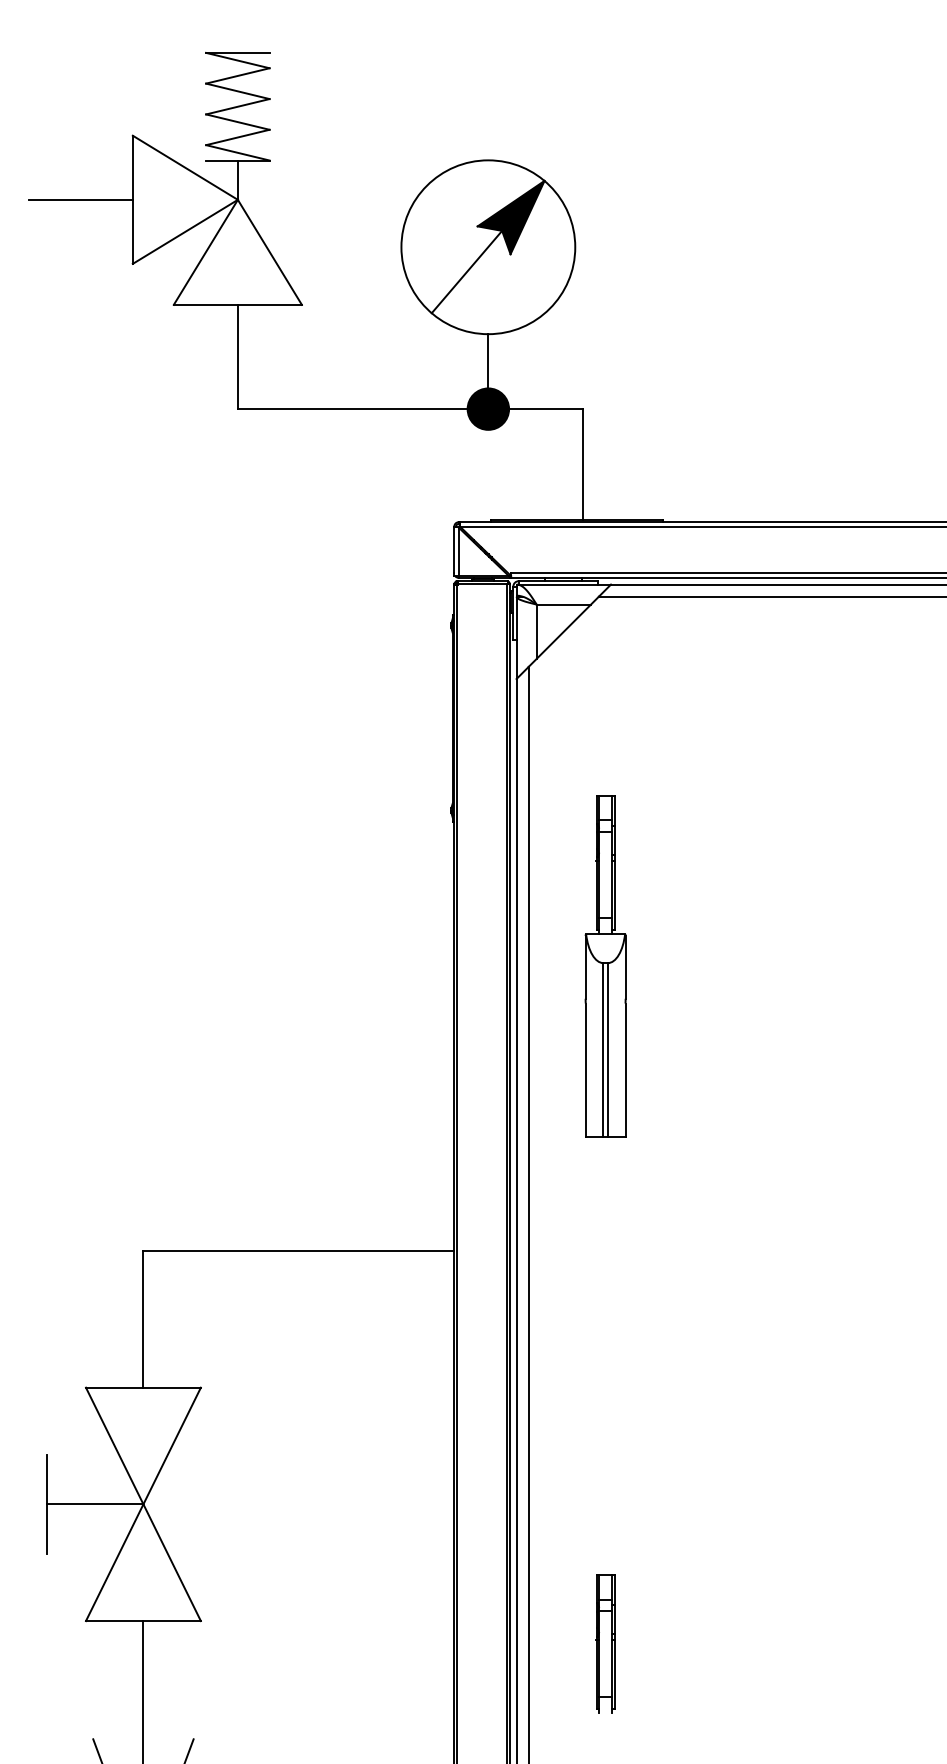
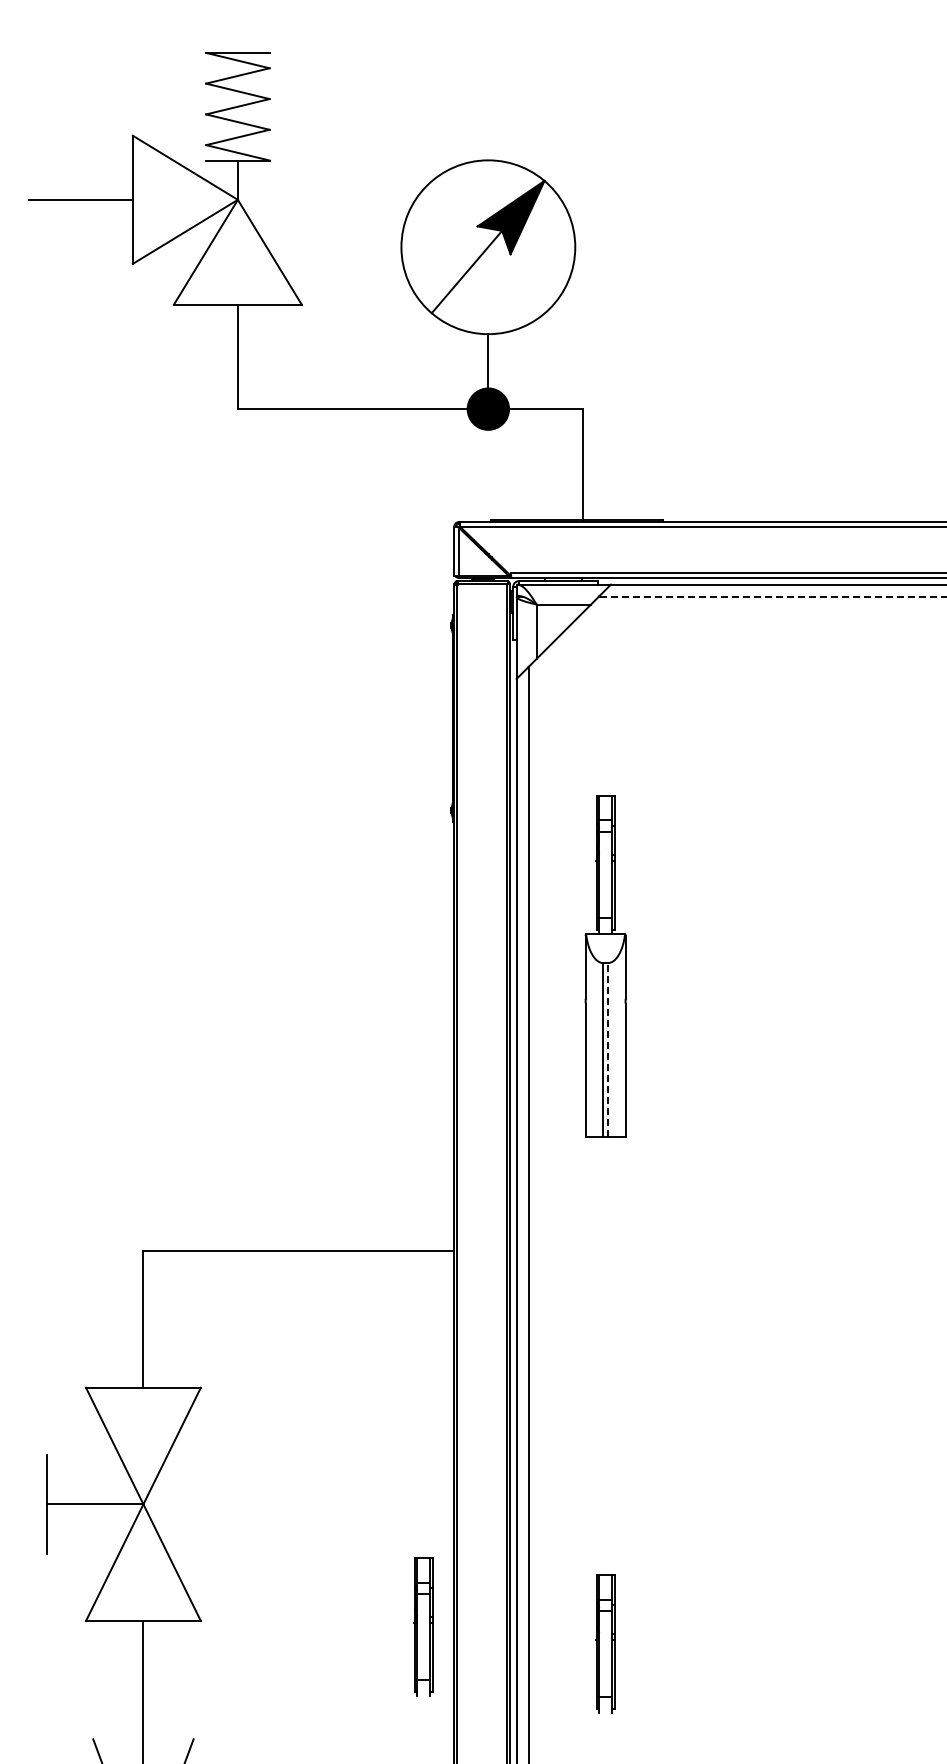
line: solid -> dashed (772, 596)
line: solid -> dashed (607, 1050)
part: none -> present (423, 1626)
